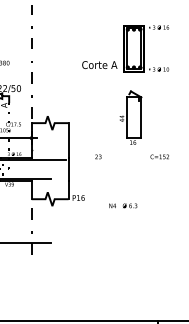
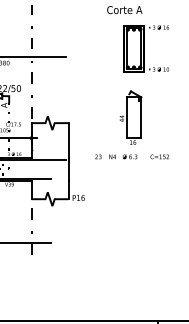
line: none -> present (34, 57)
text position: (99, 65) -> (124, 10) (124, 10)
text position: (123, 205) -> (123, 156) (123, 156)
